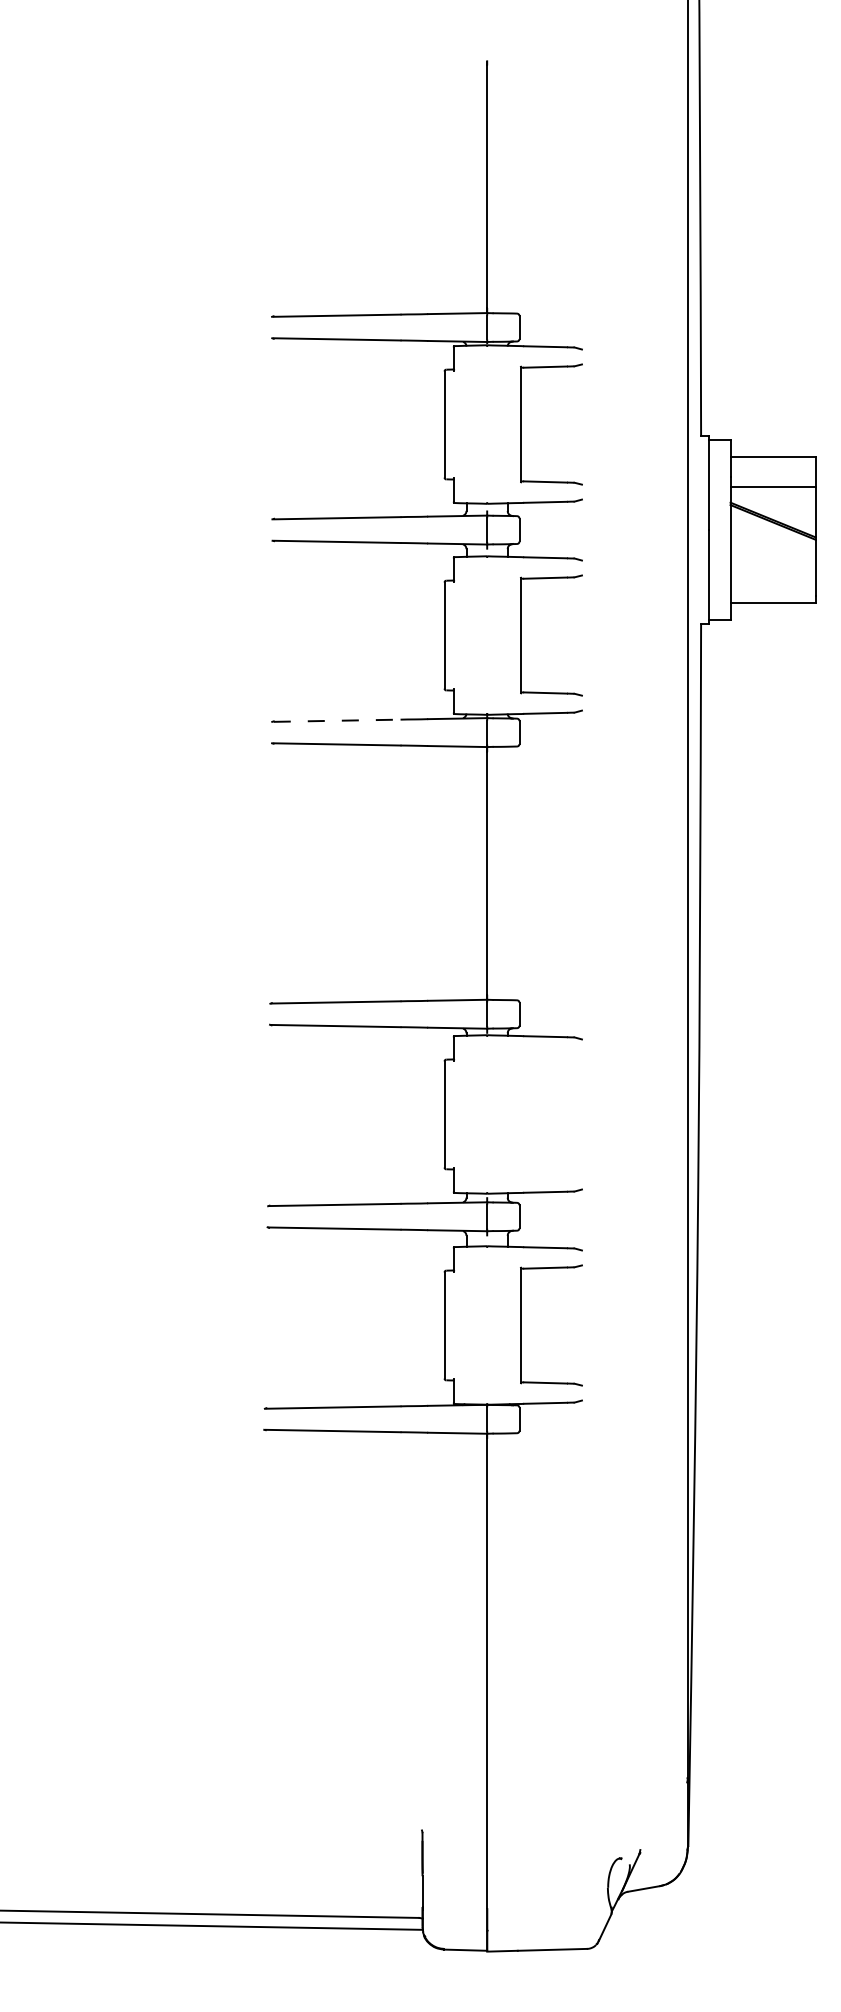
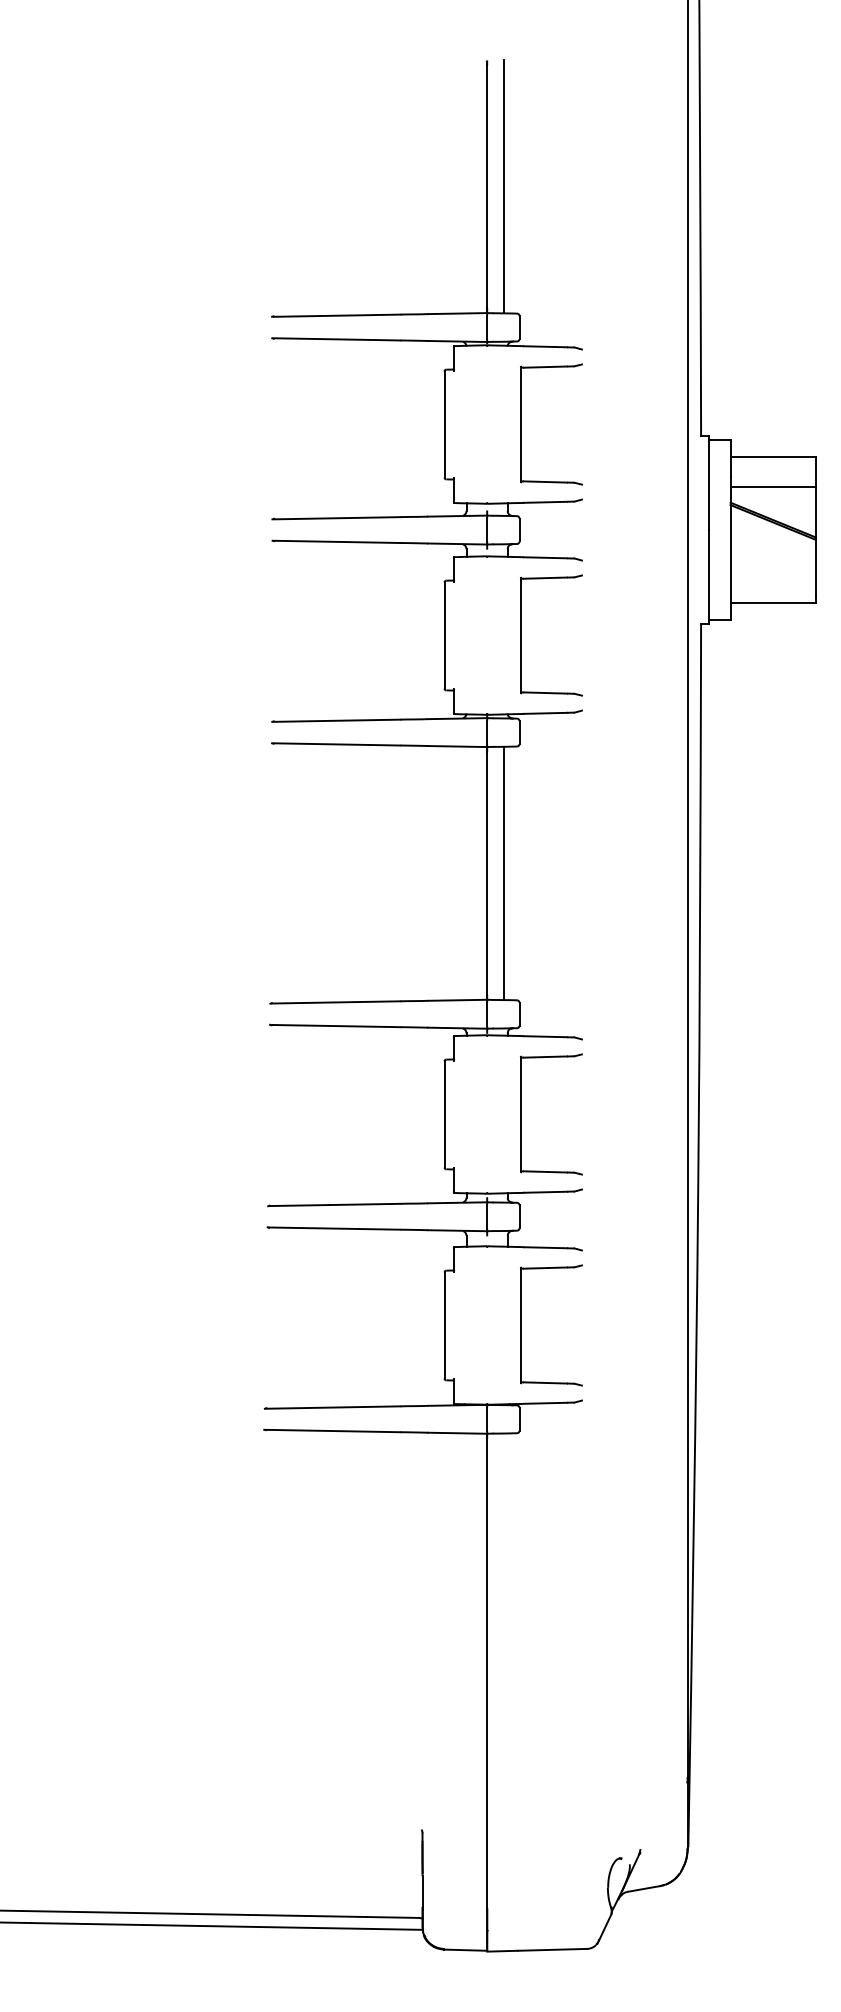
line: none -> present (503, 186)
line: dashed -> solid (337, 720)
line: none -> present (503, 873)
part: none -> present (521, 1114)
